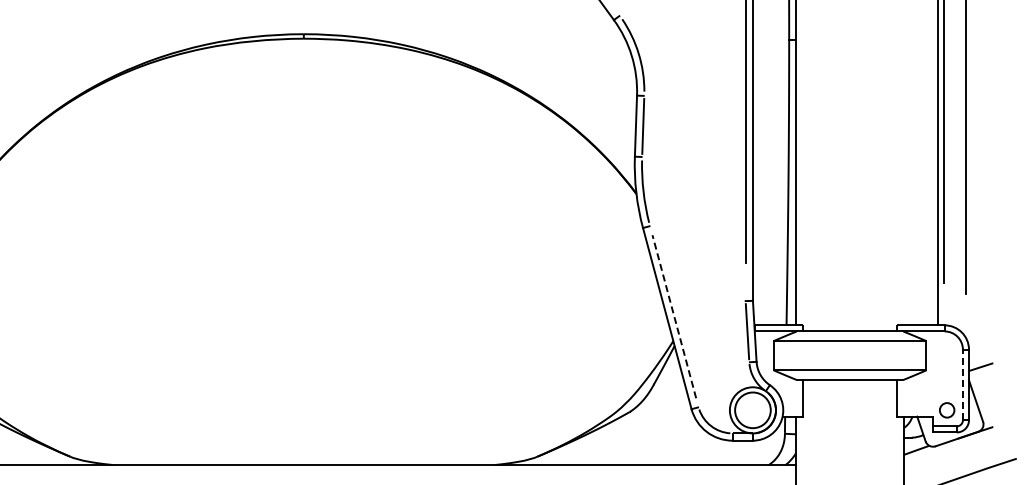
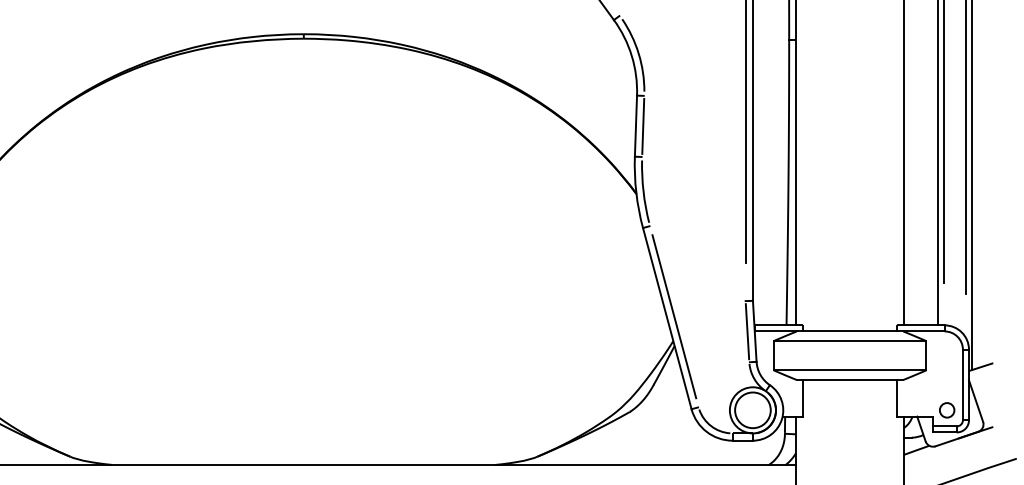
line: none -> present (904, 163)
line: none -> present (972, 186)
line: dashed -> solid (674, 316)
line: dashed -> solid (962, 384)
